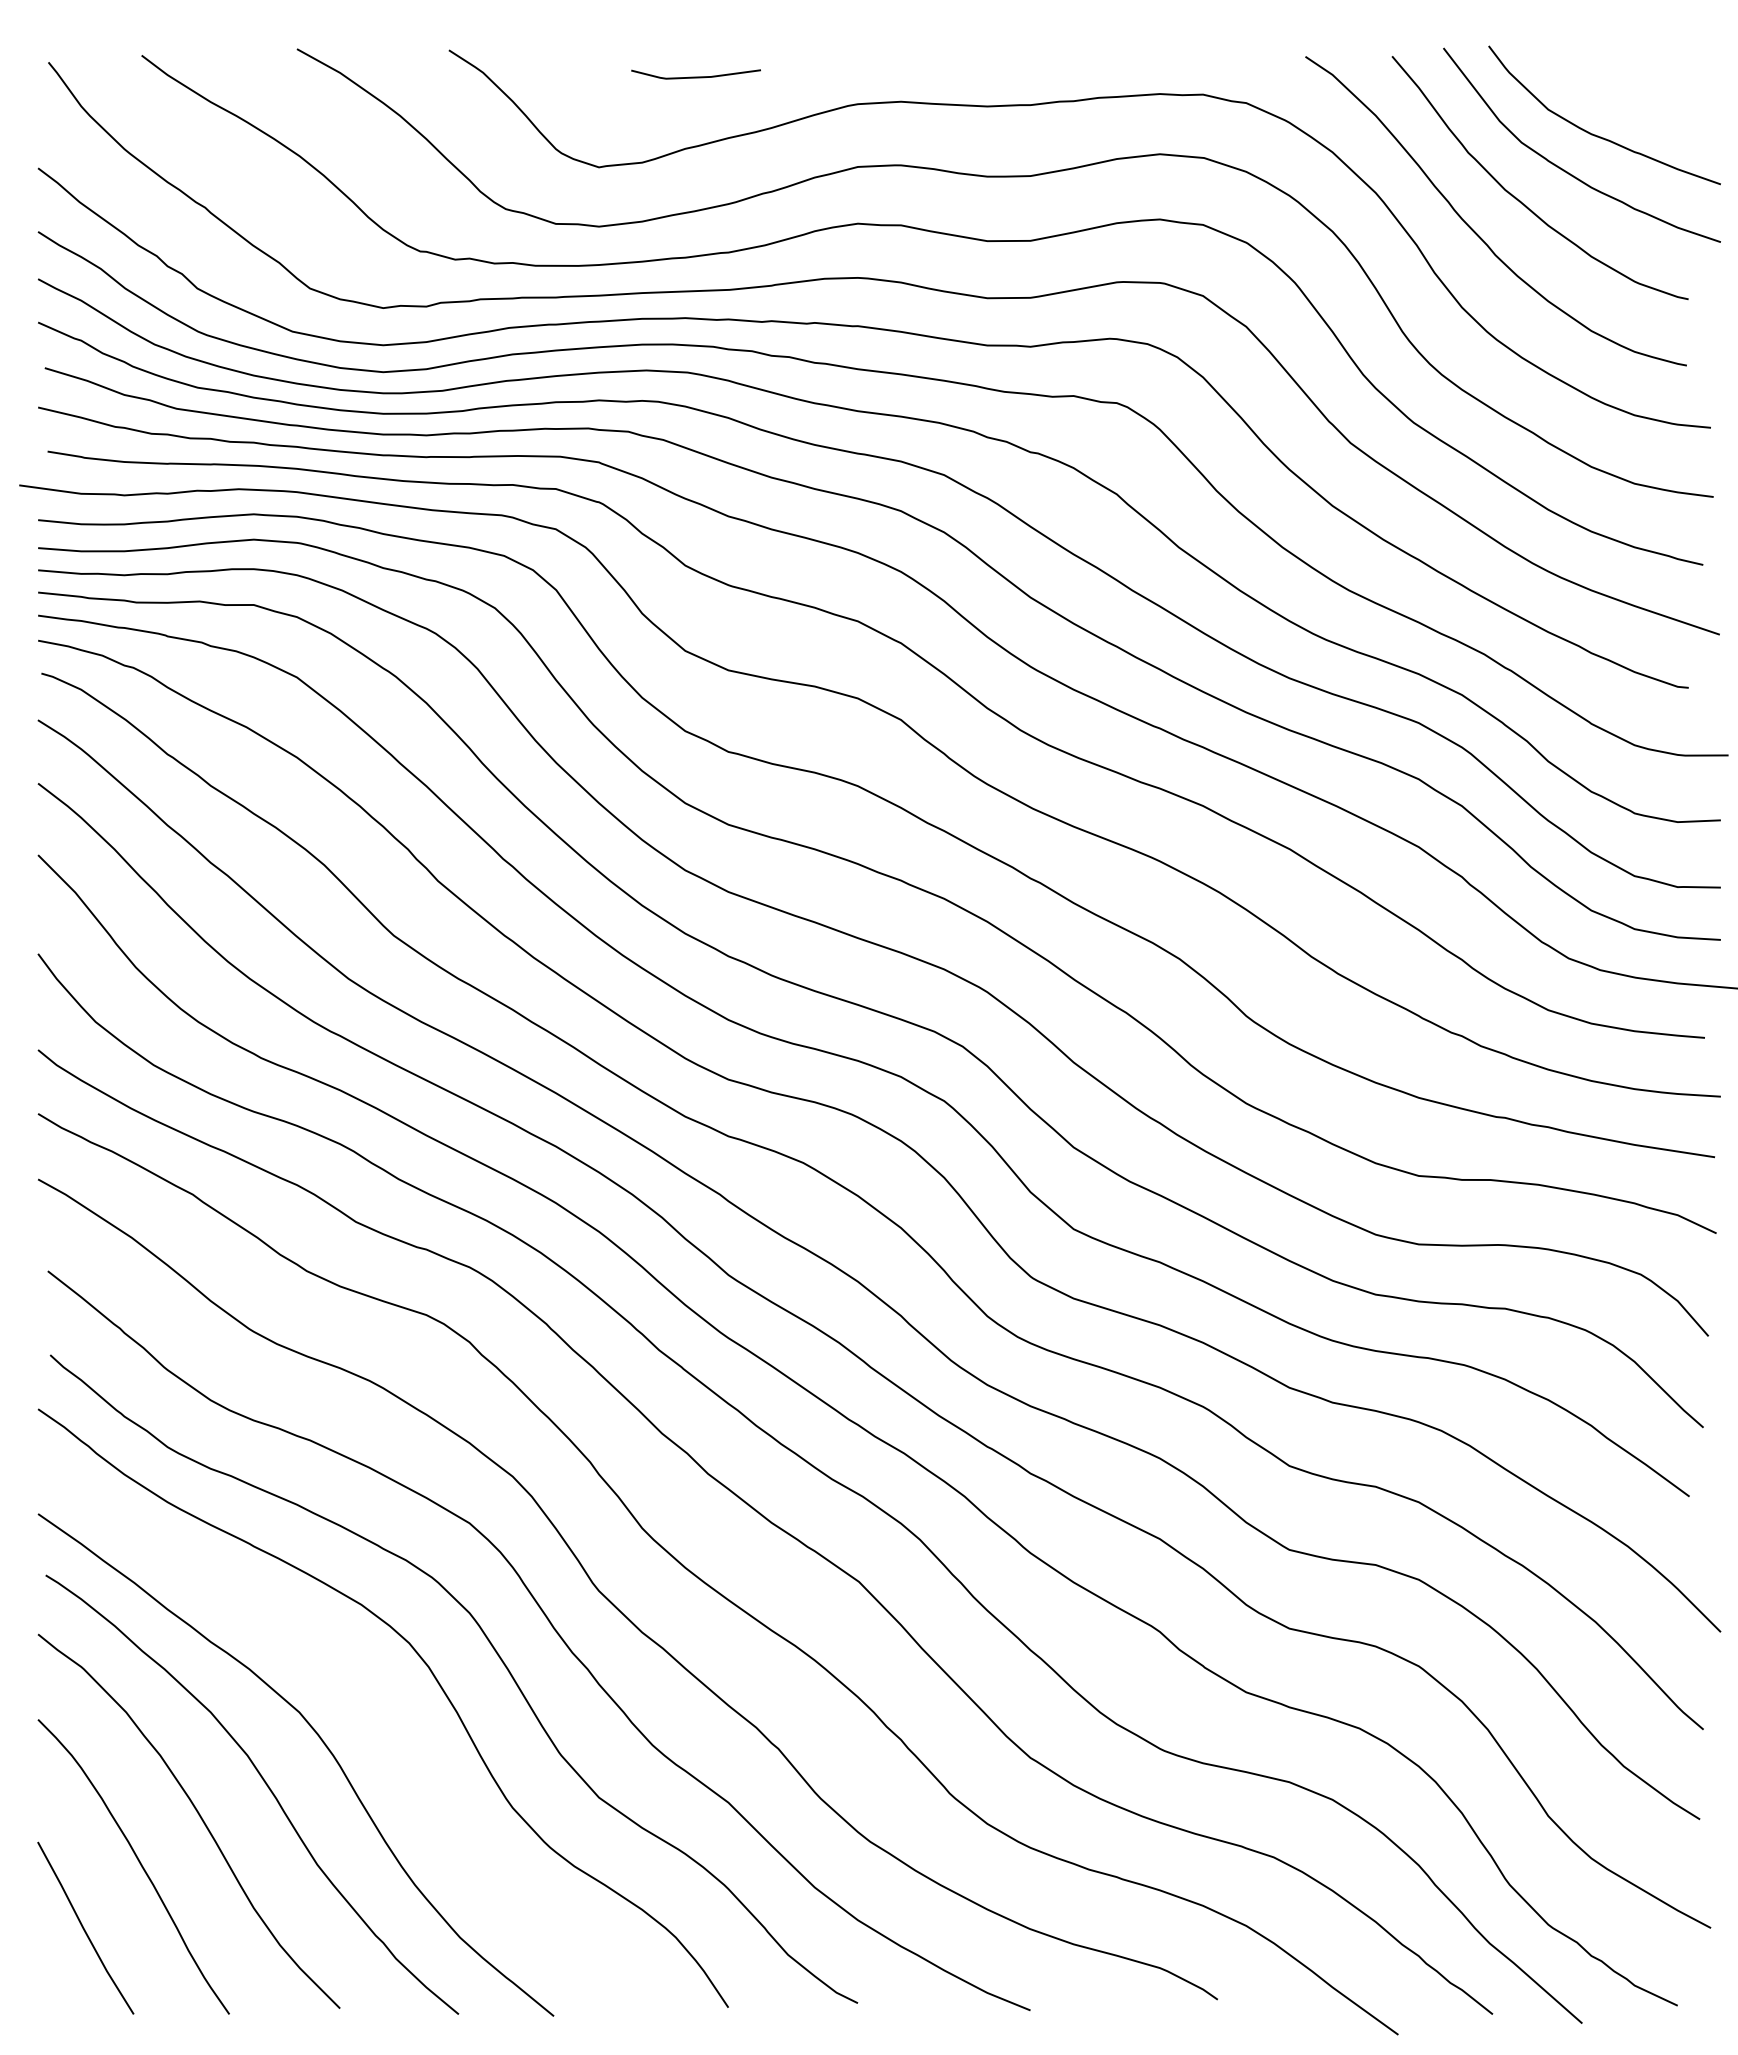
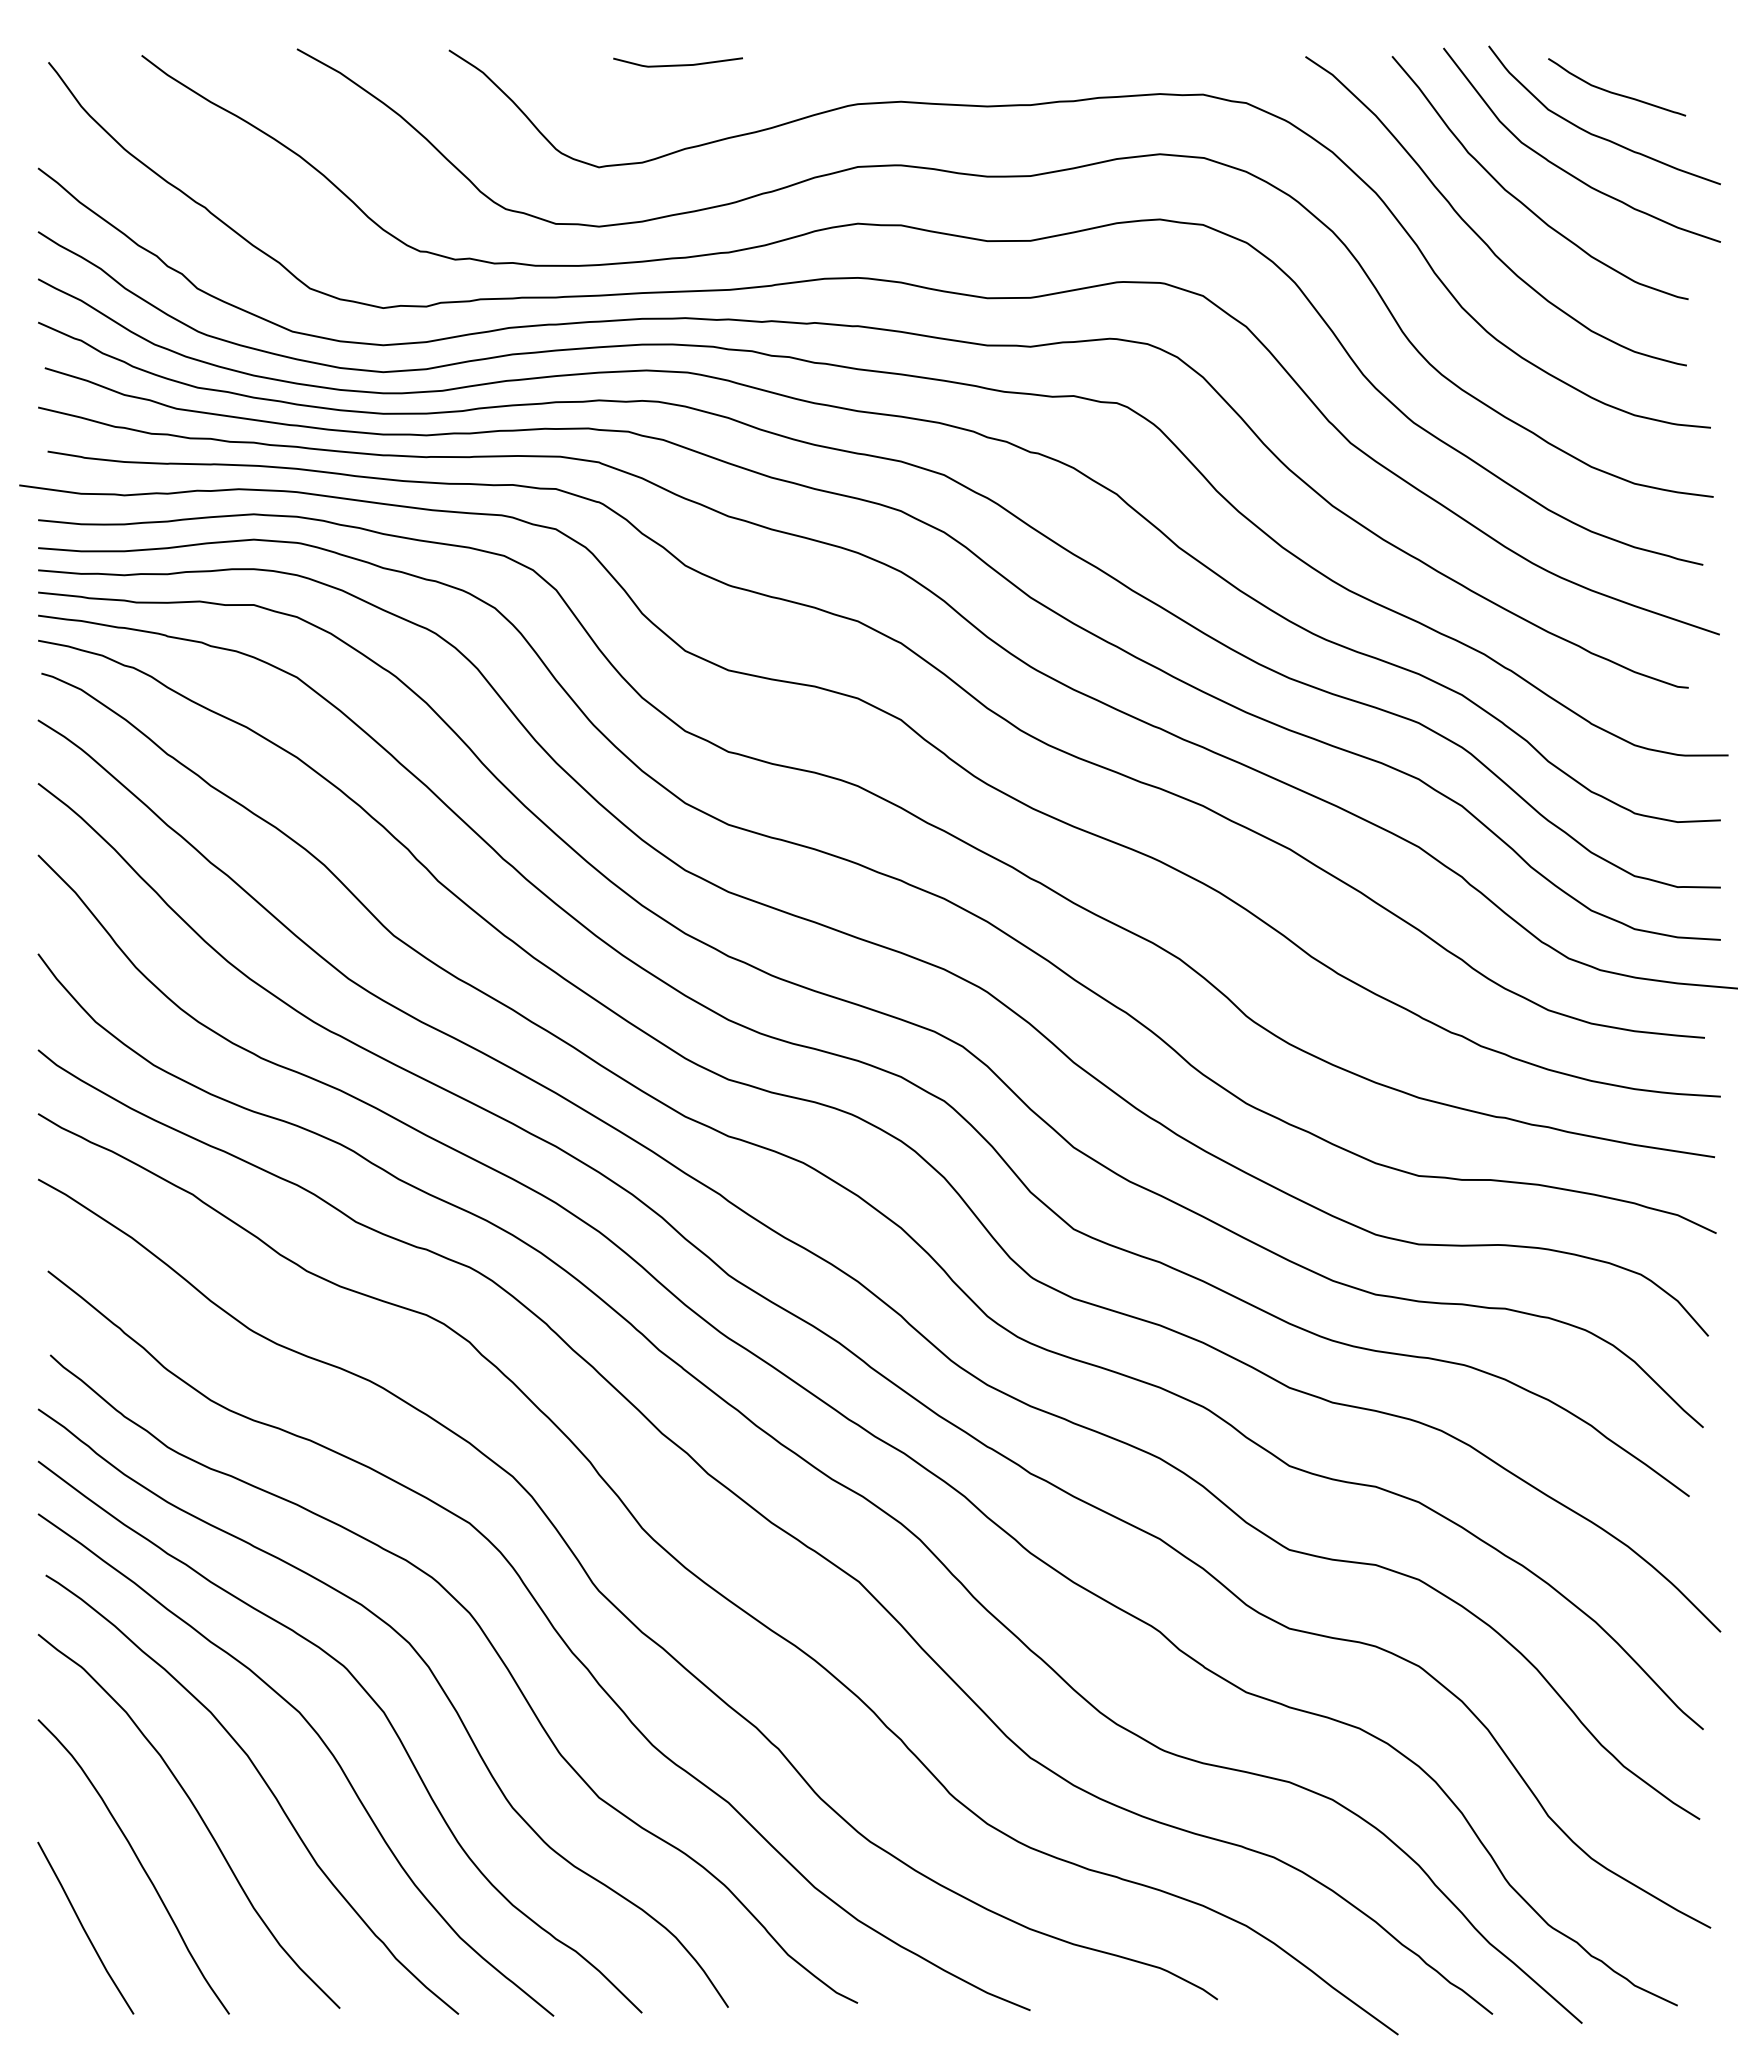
line position: (695, 76) -> (677, 64) (677, 64)
curve: none -> present (1615, 92)
curve: none -> present (375, 1704)
